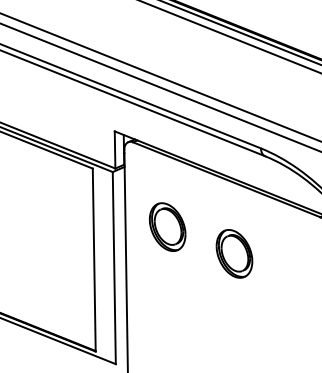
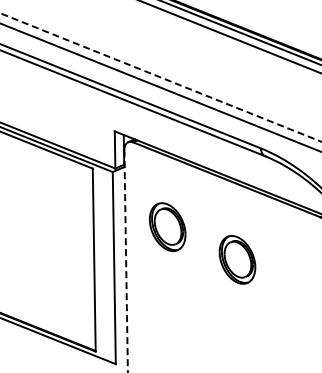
line: solid -> dashed (161, 77)
part position: (234, 253) -> (237, 259) (237, 259)
line: solid -> dashed (126, 261)
